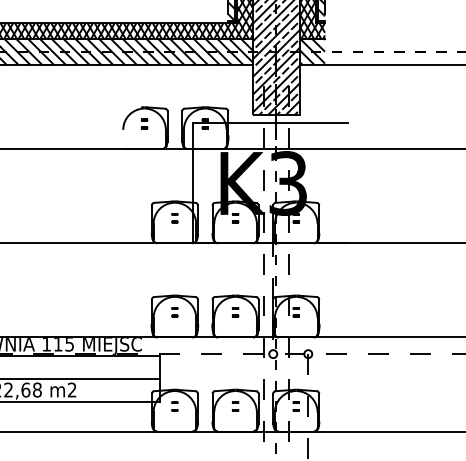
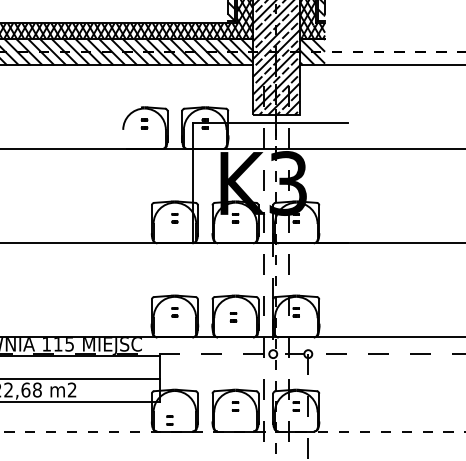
part position: (235, 312) -> (233, 317) (233, 317)
part position: (174, 406) -> (169, 420) (169, 420)
line: solid -> dashed (232, 431)
